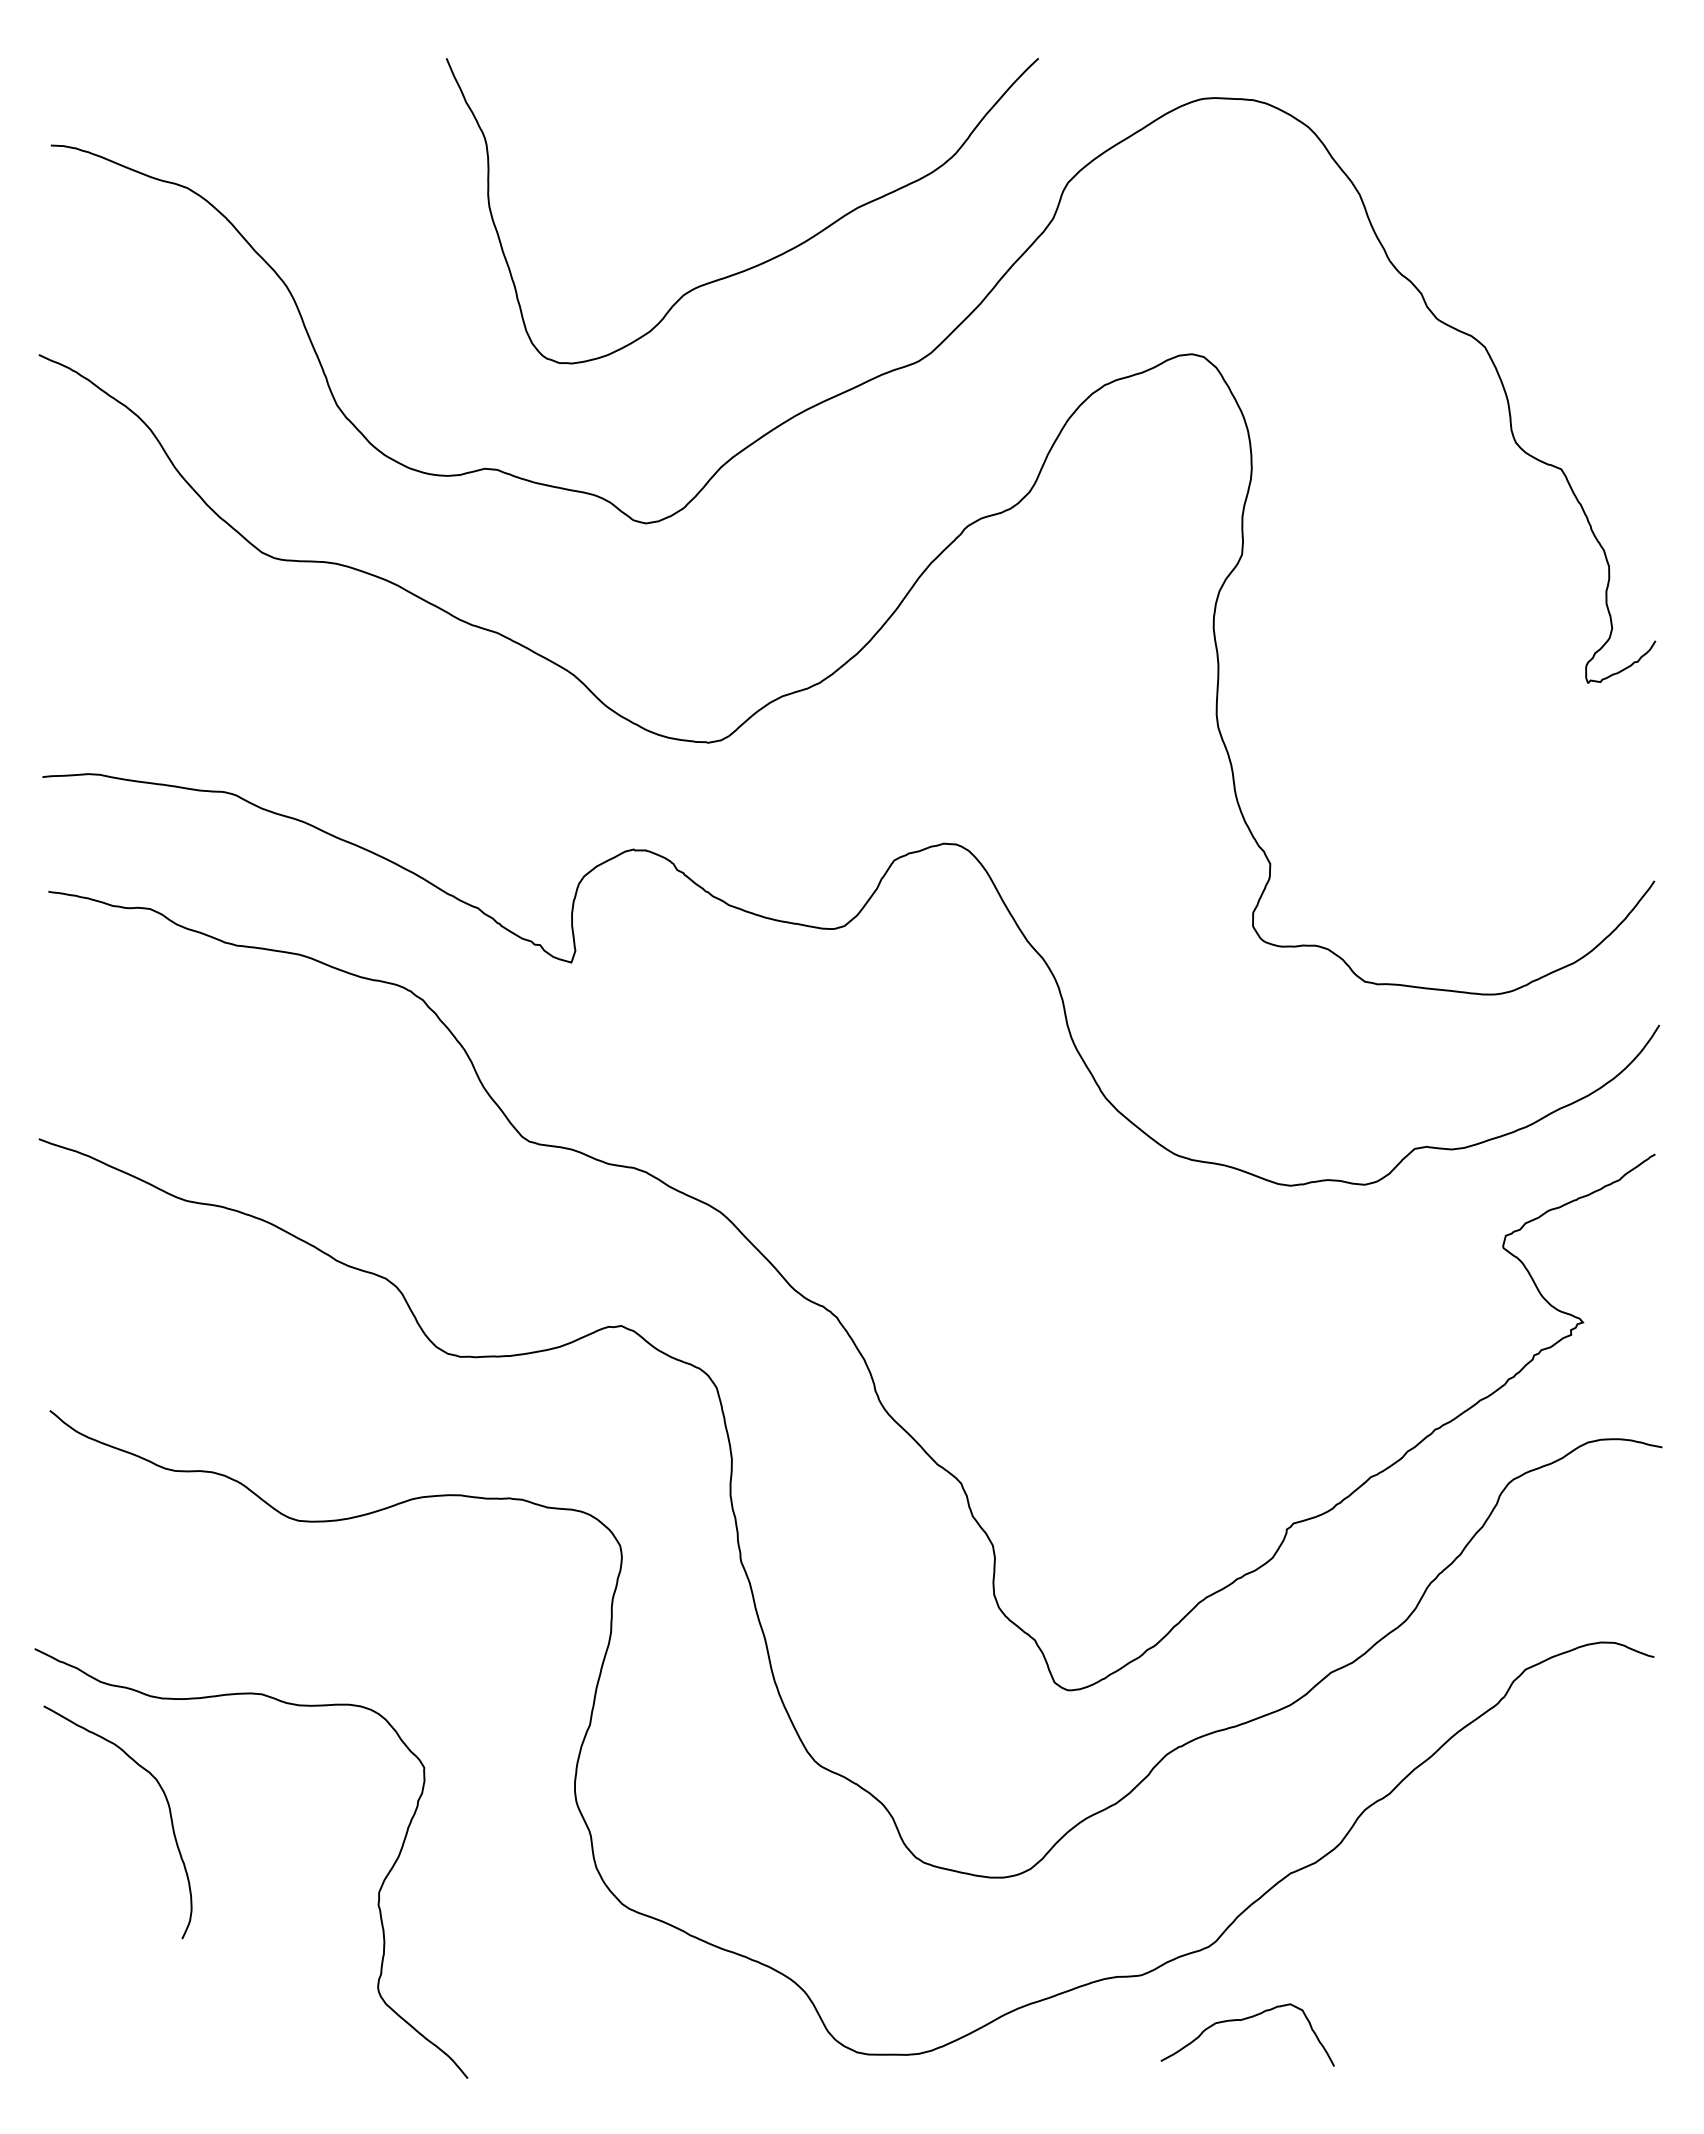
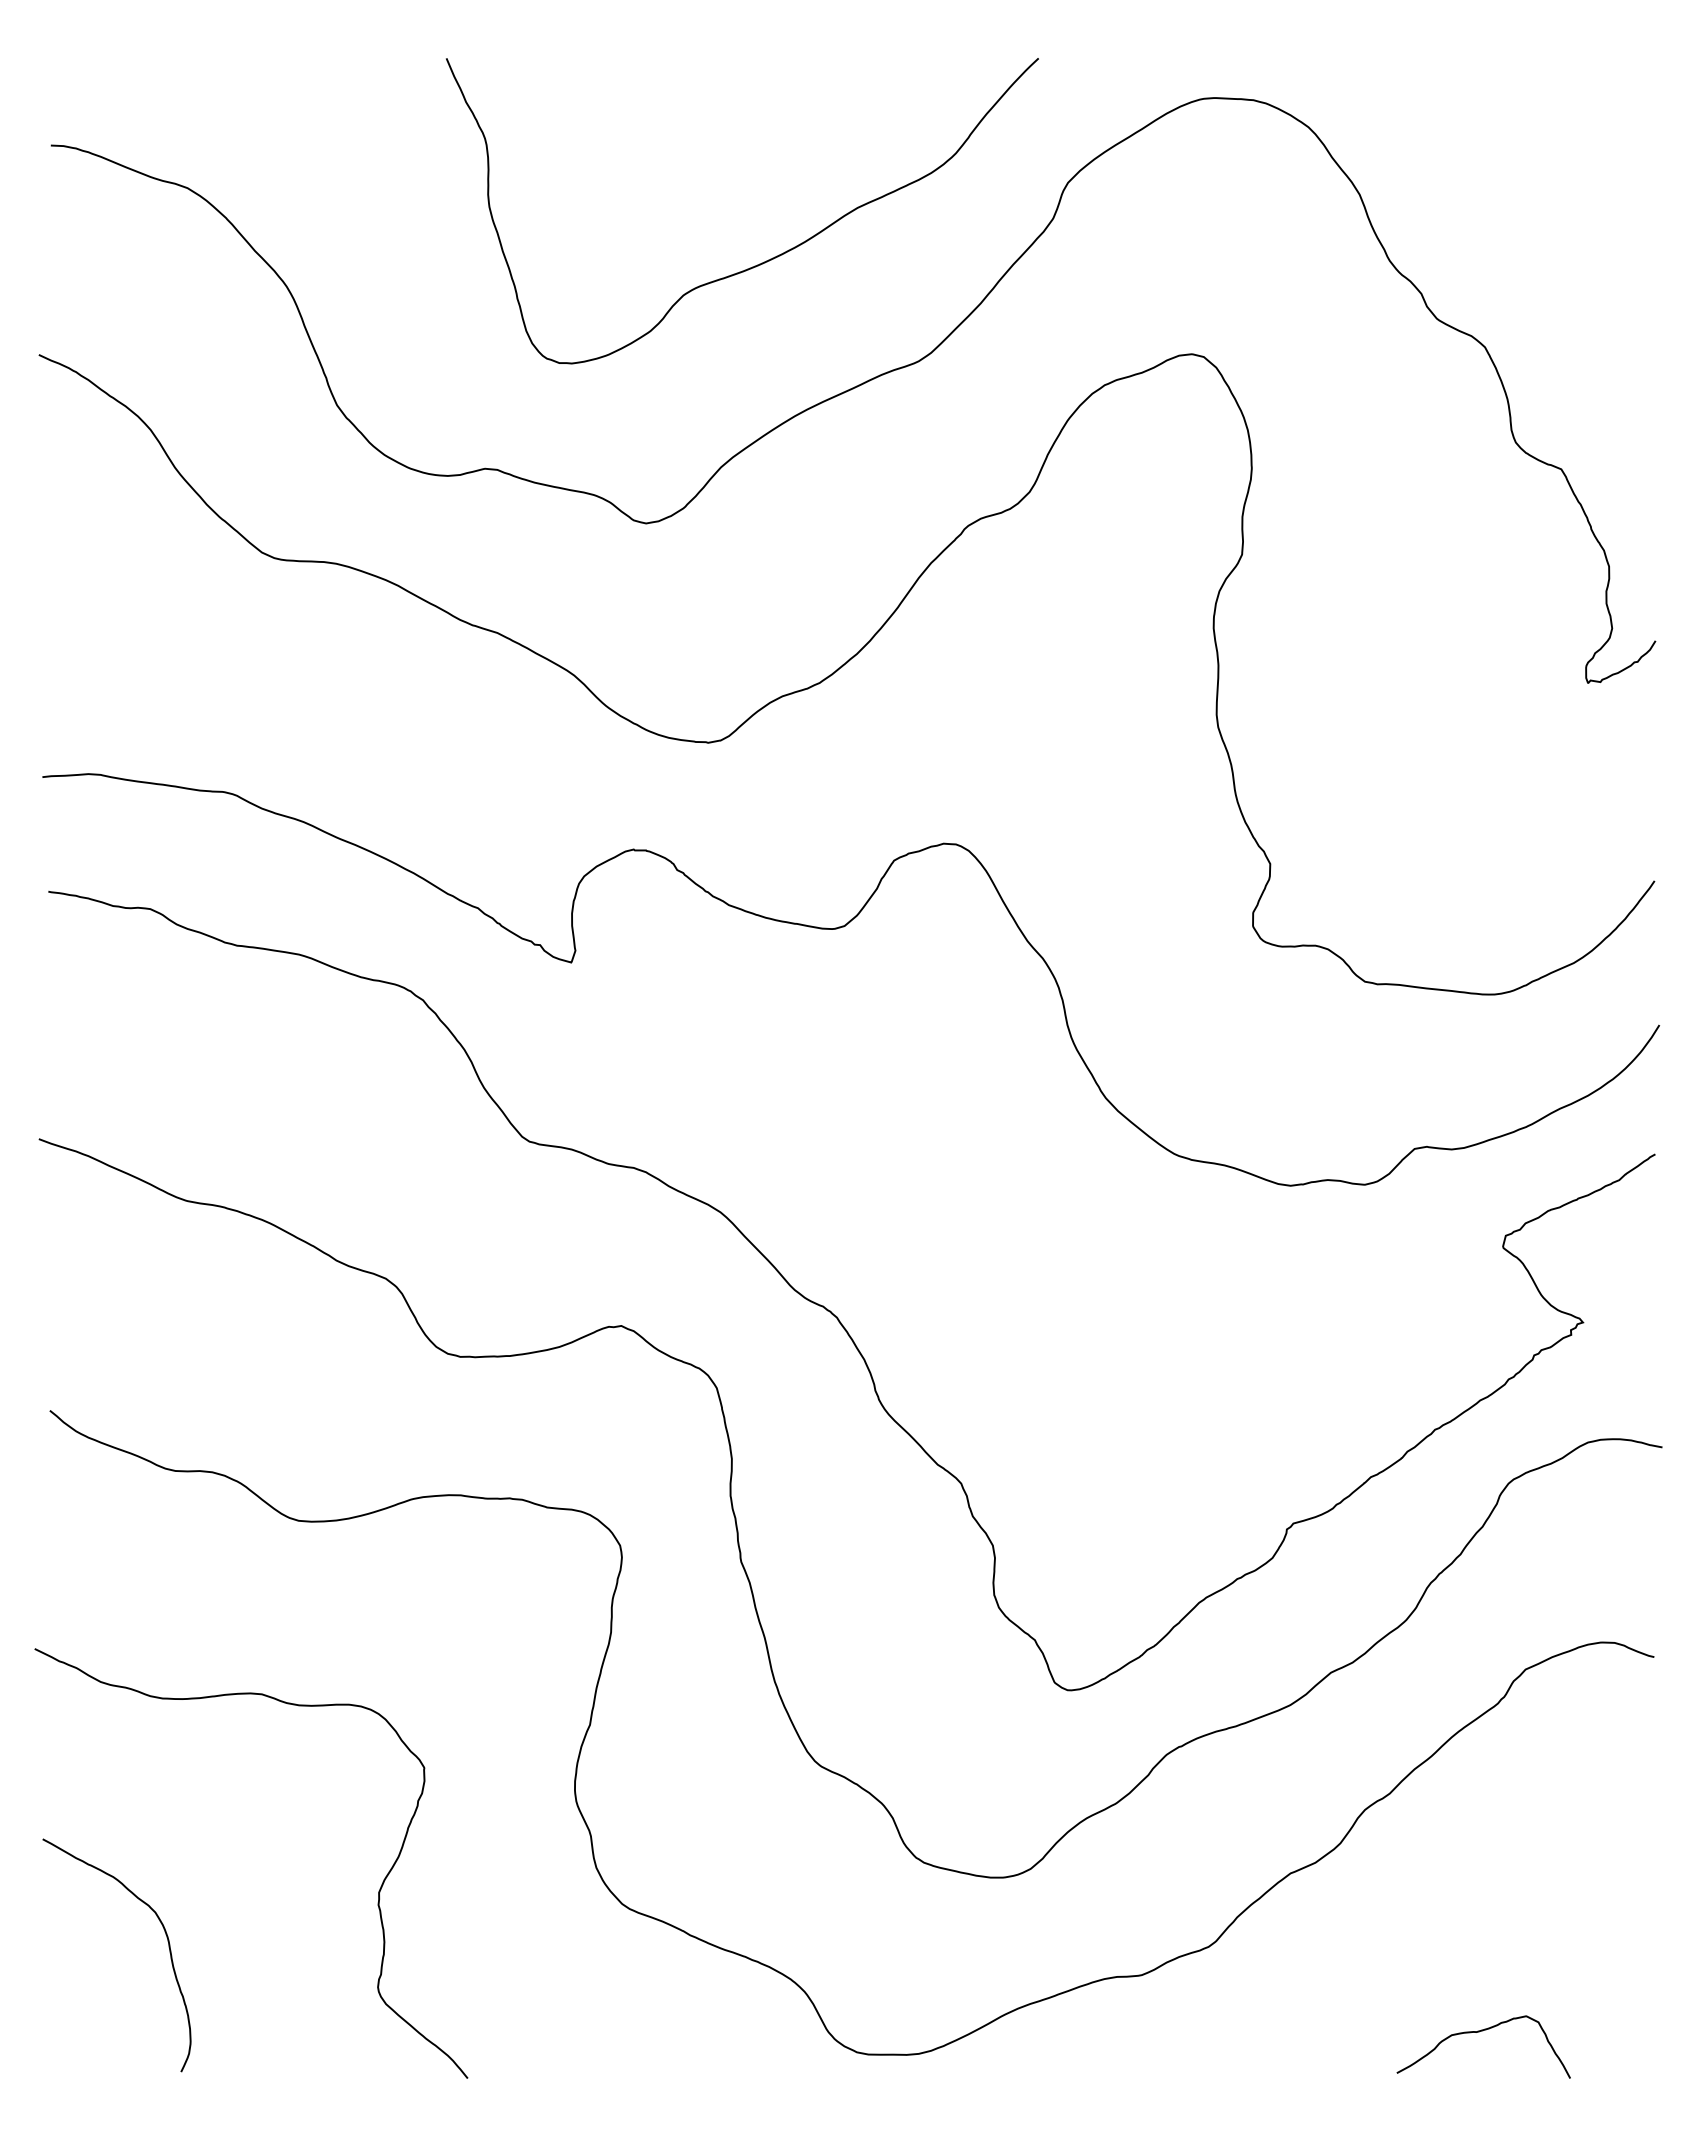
curve position: (169, 1814) -> (168, 1947) (168, 1947)
curve position: (1243, 2020) -> (1479, 2032) (1479, 2032)
